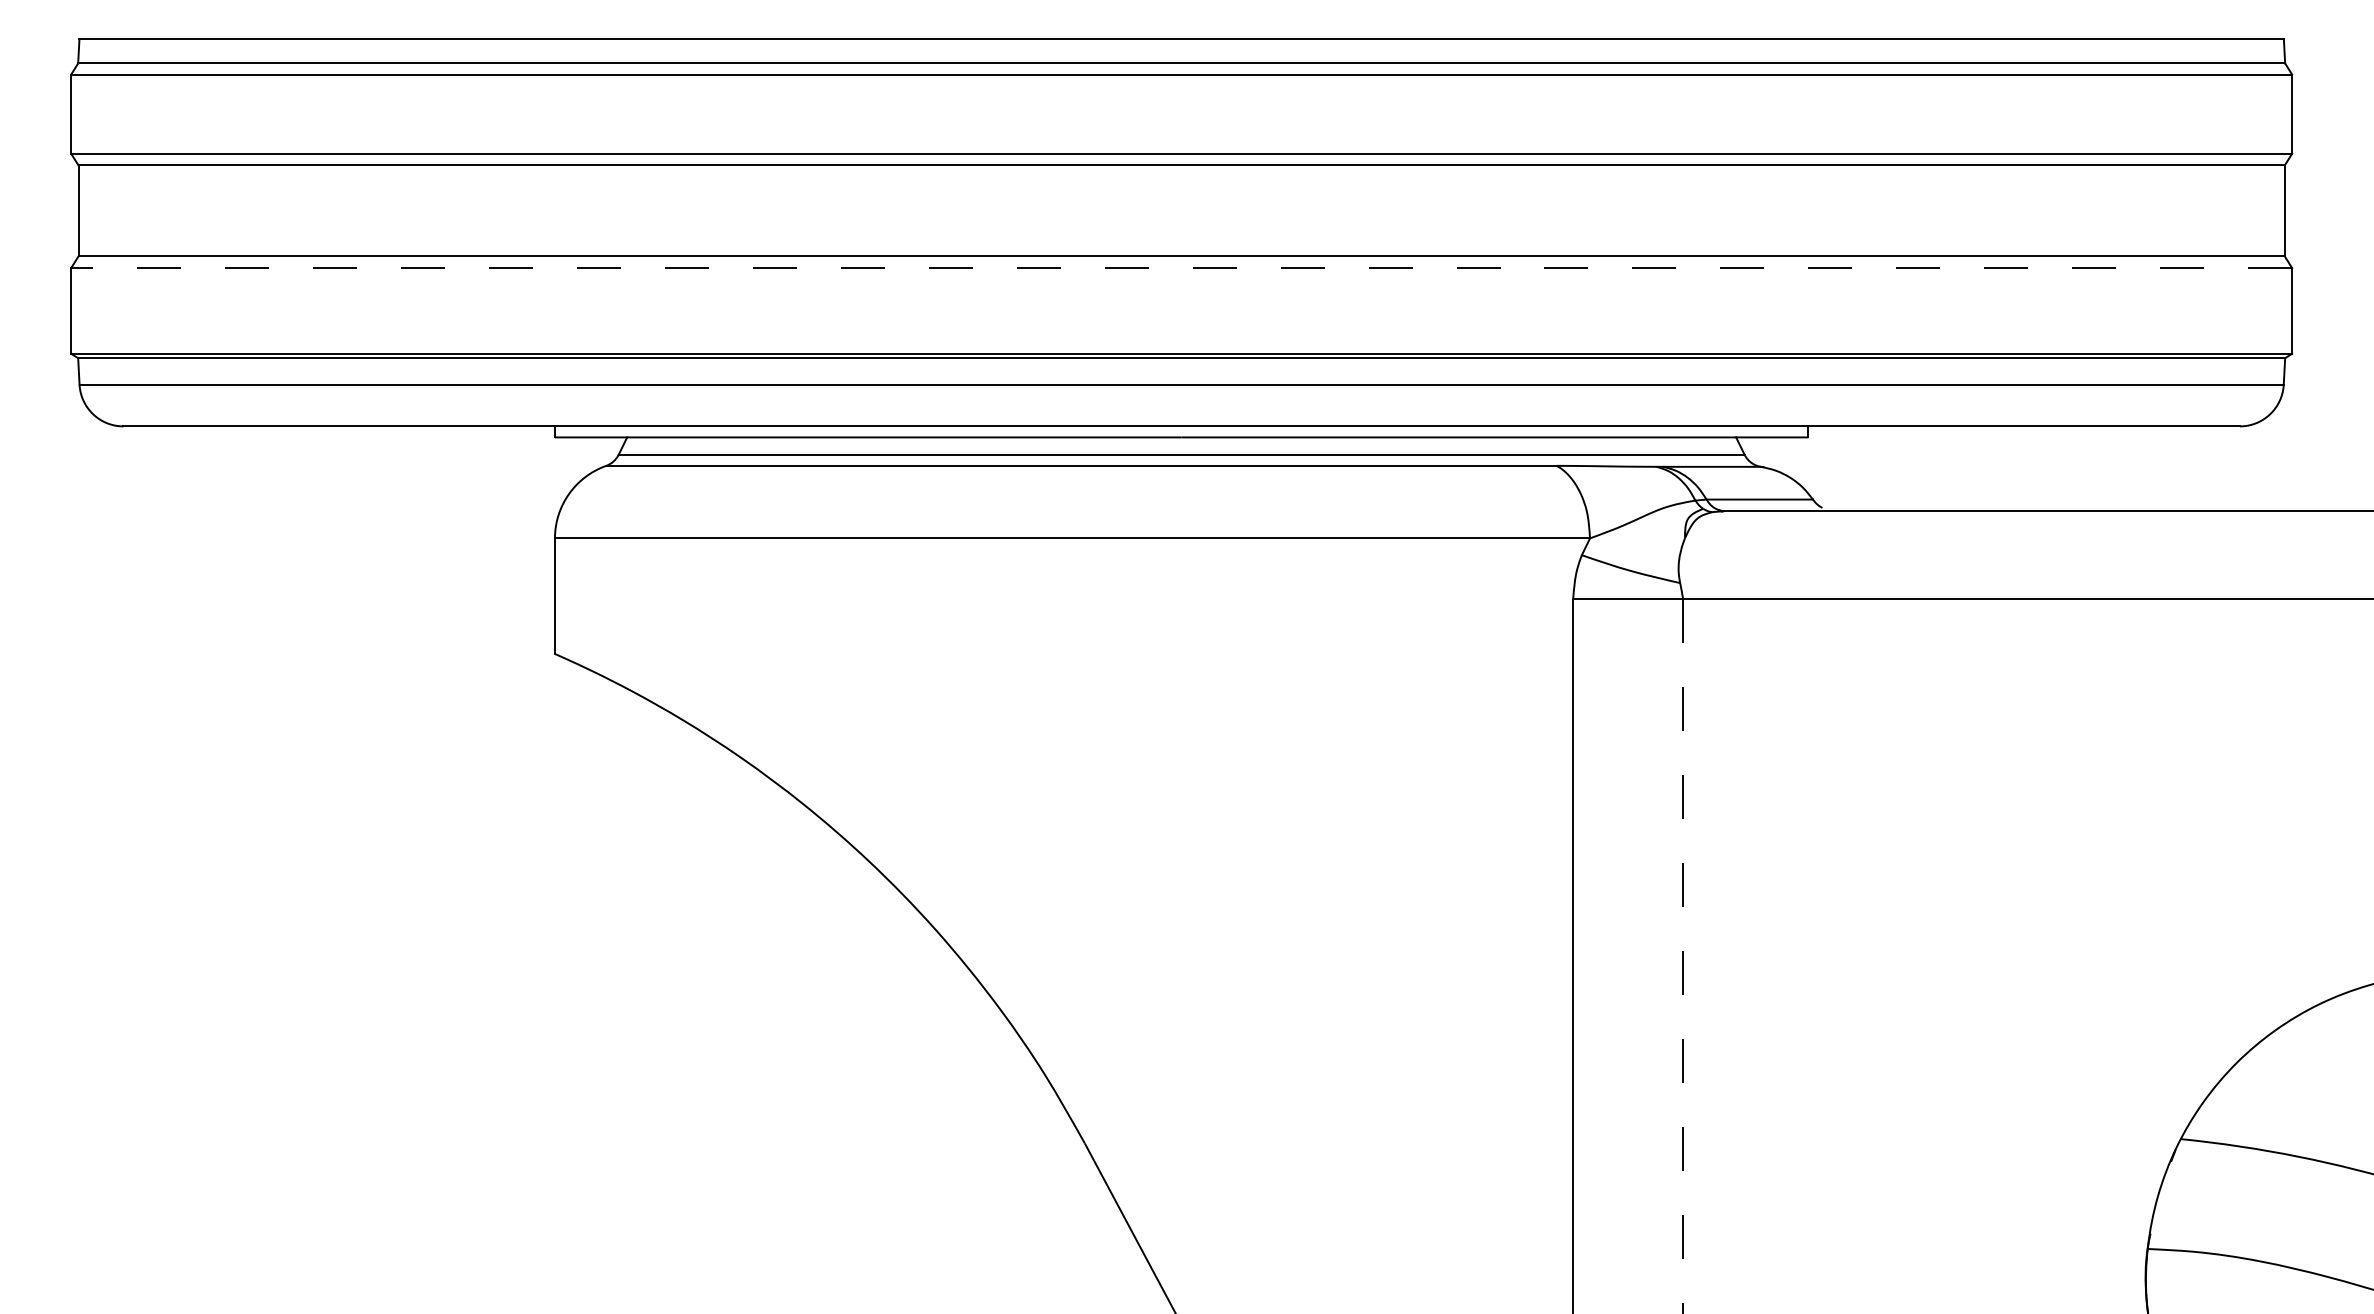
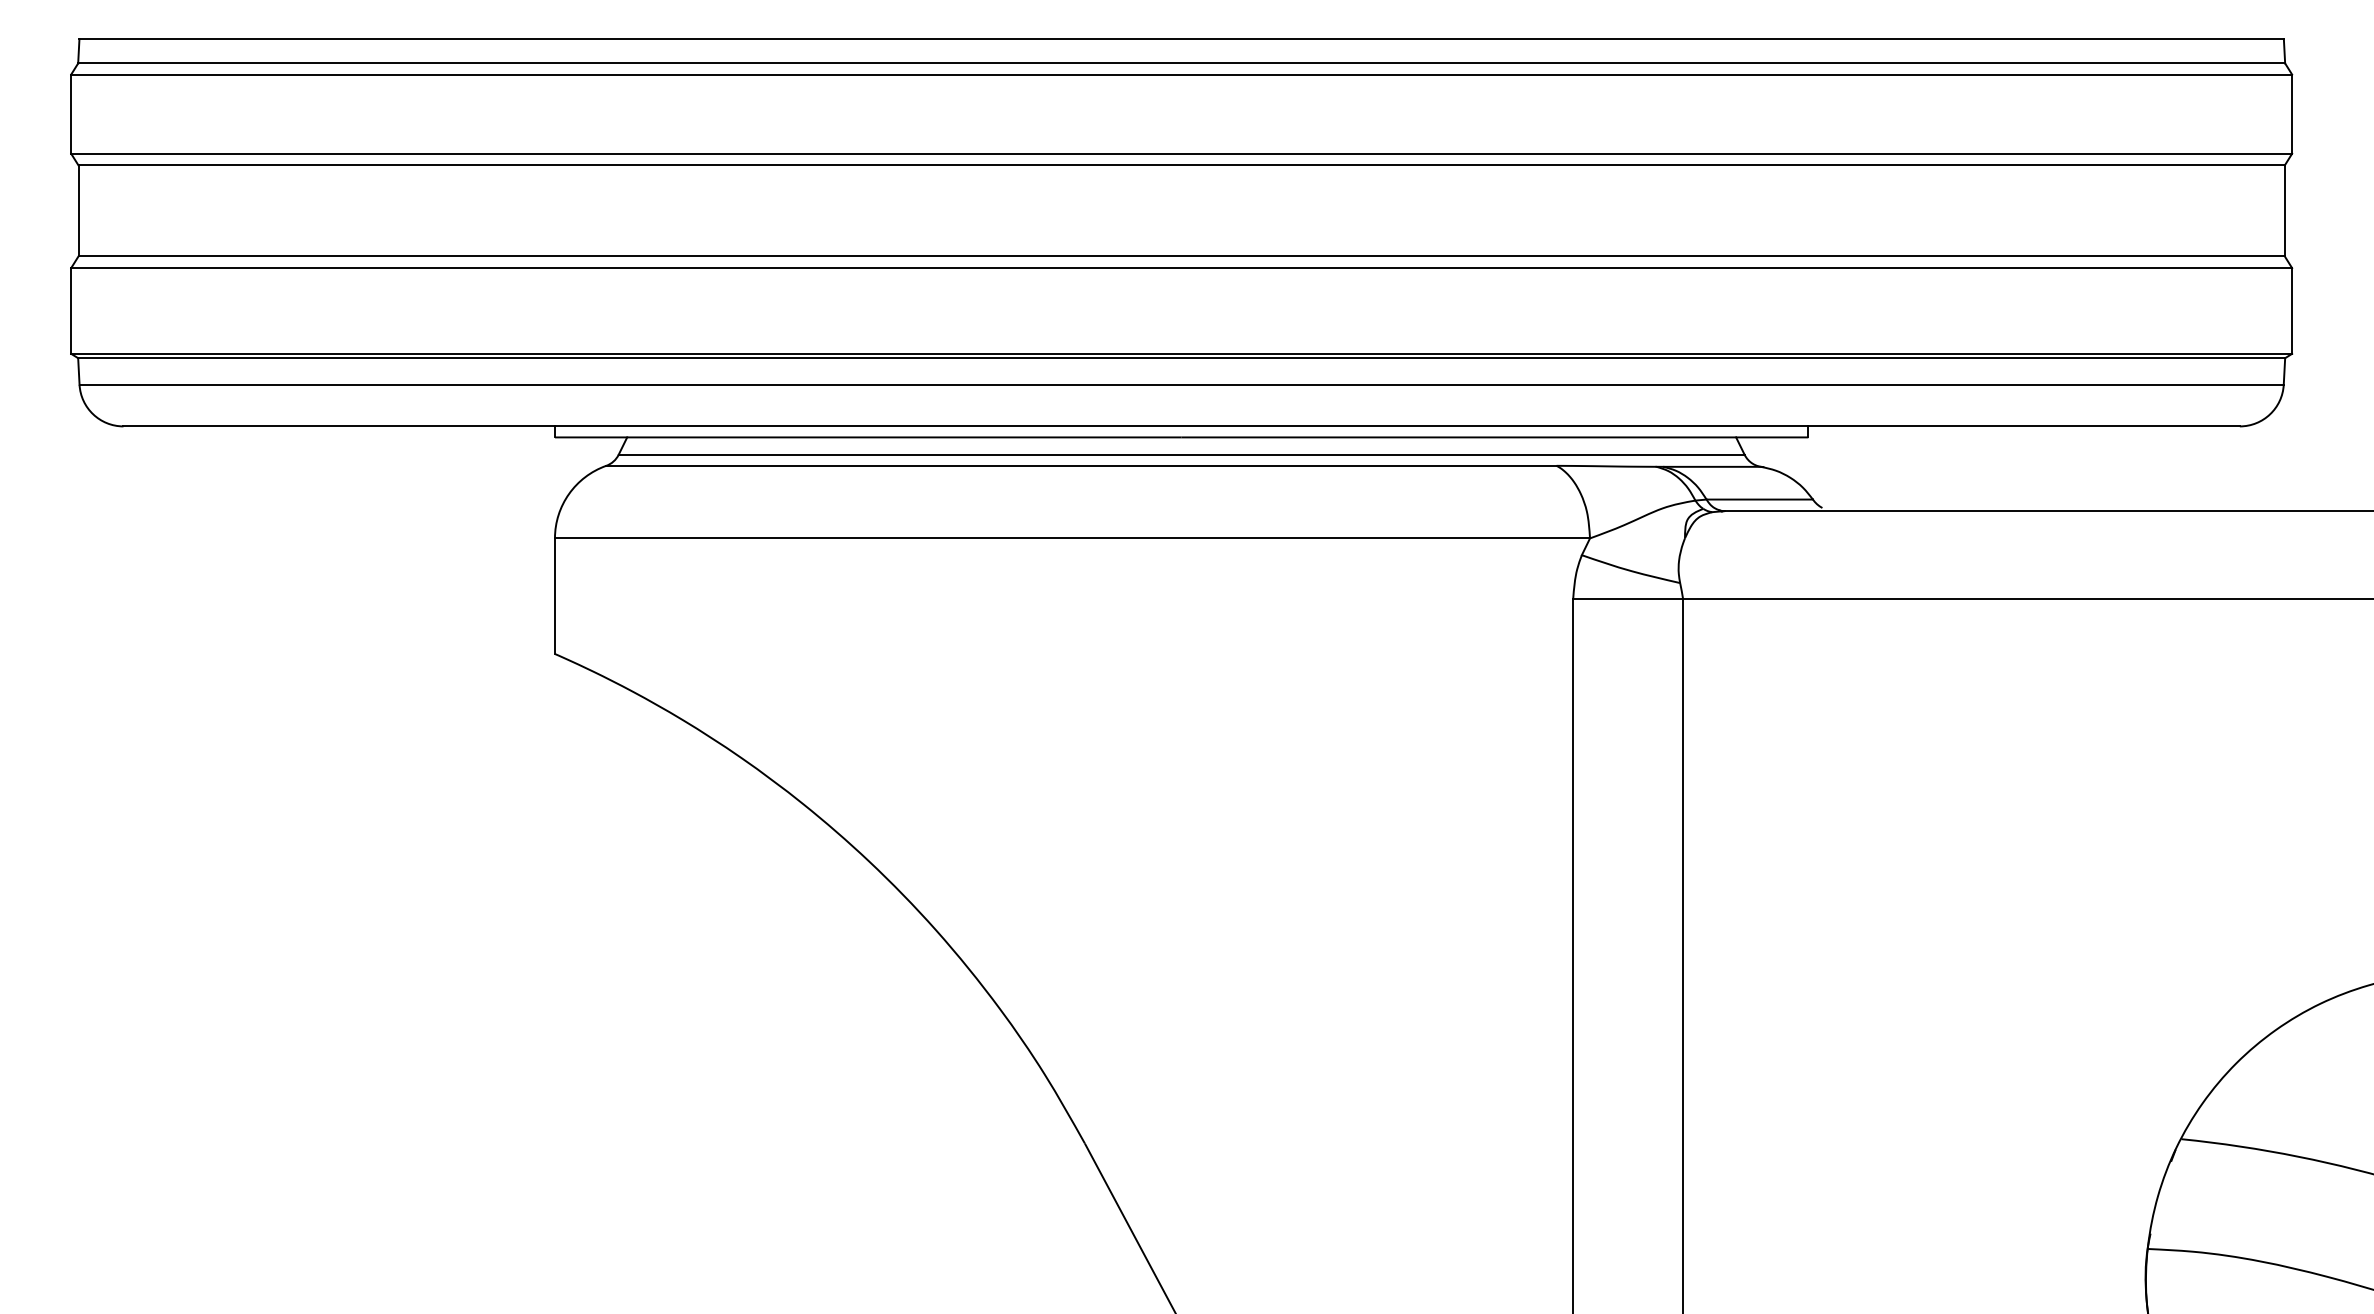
line: dashed -> solid (1181, 268)
line: dashed -> solid (1683, 956)
